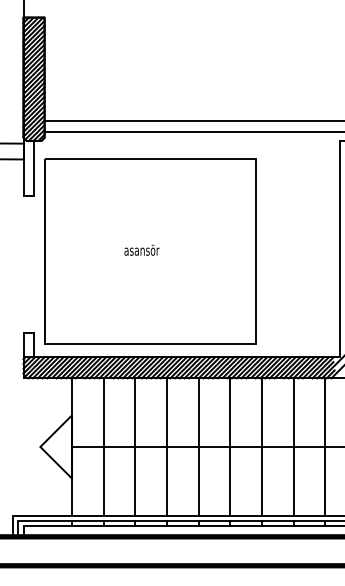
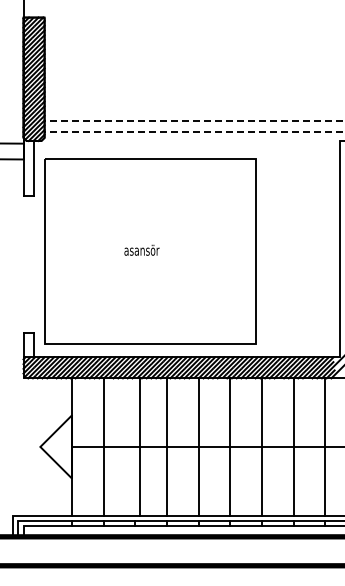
line: solid -> dashed (194, 121)
line: solid -> dashed (194, 132)
line position: (135, 446) -> (140, 446) (140, 446)
